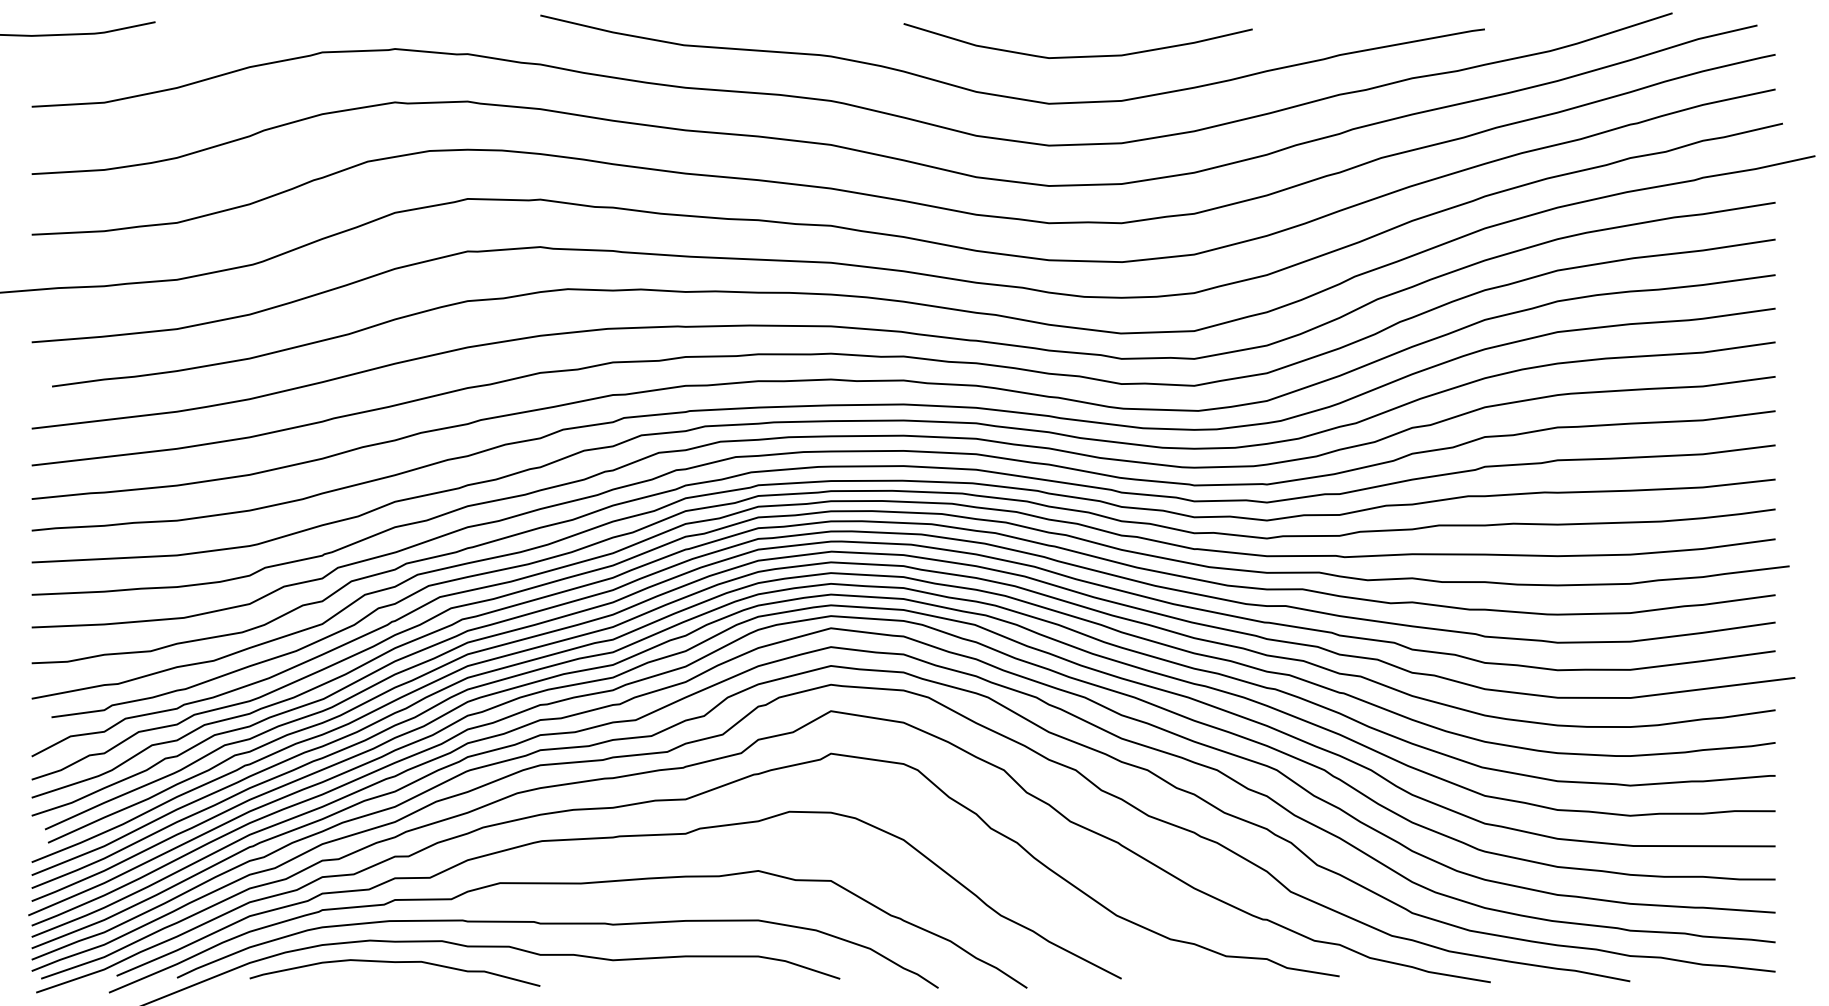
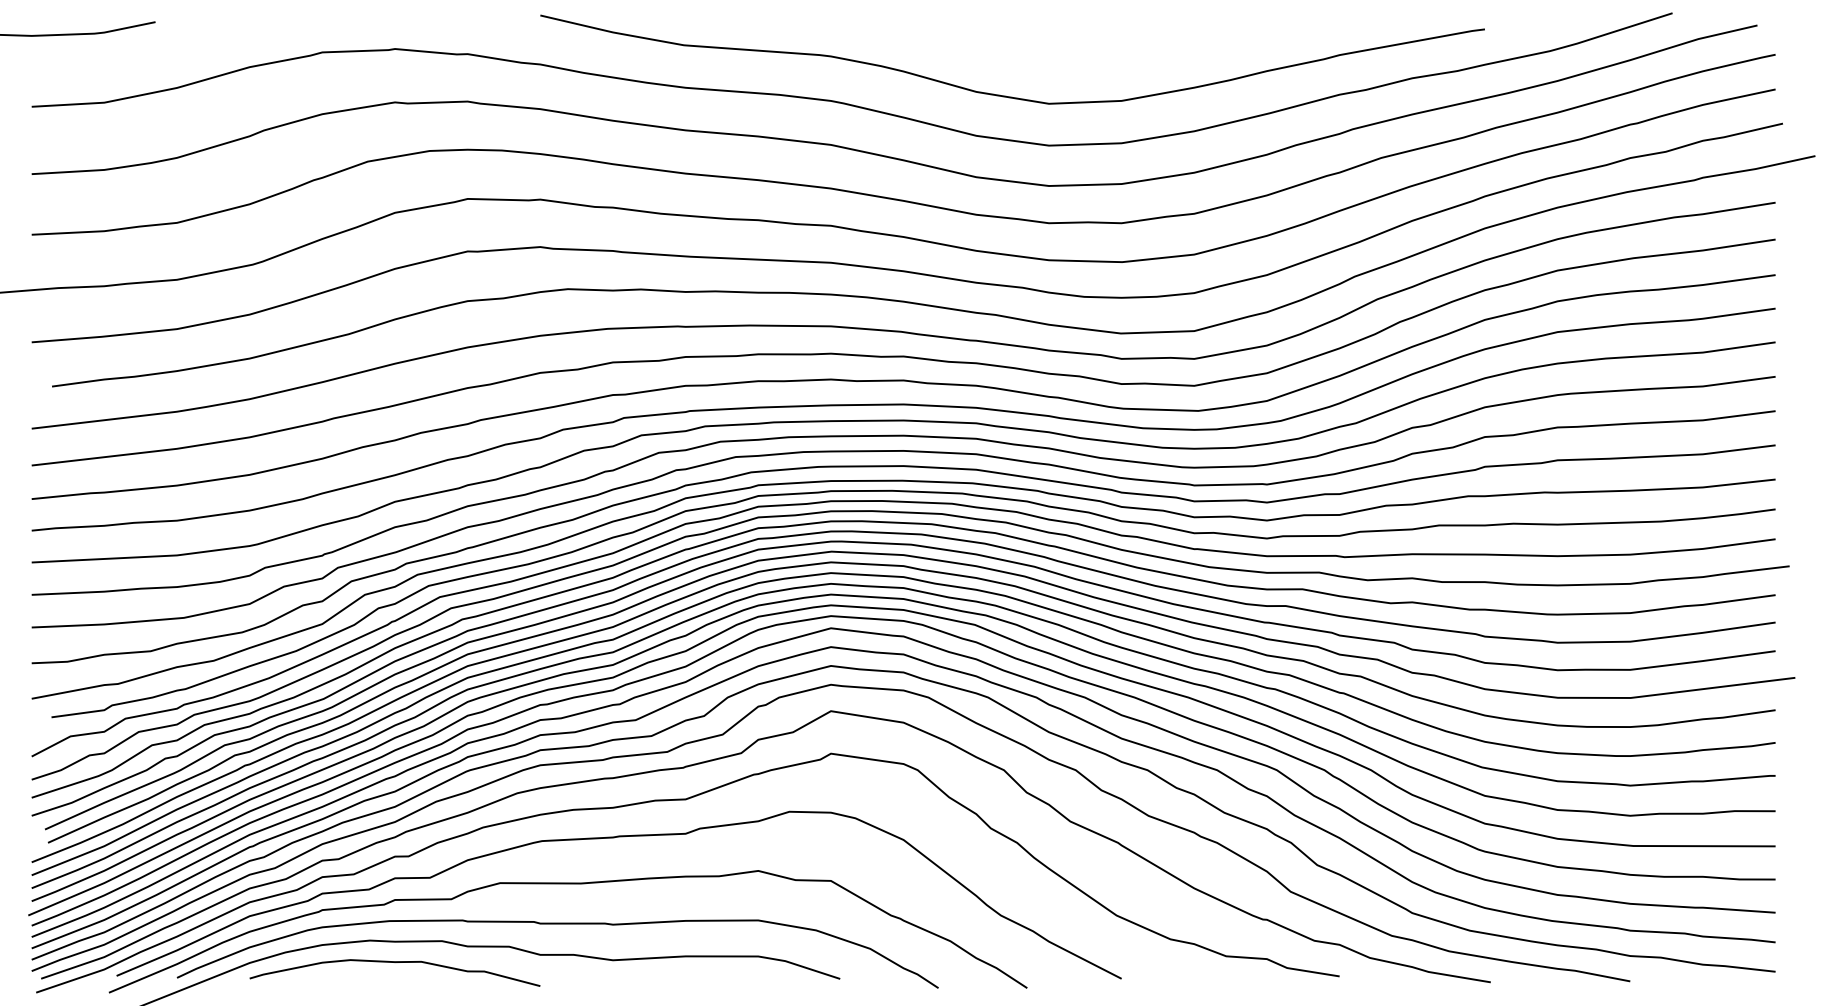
curve: present -> none (1077, 56)
